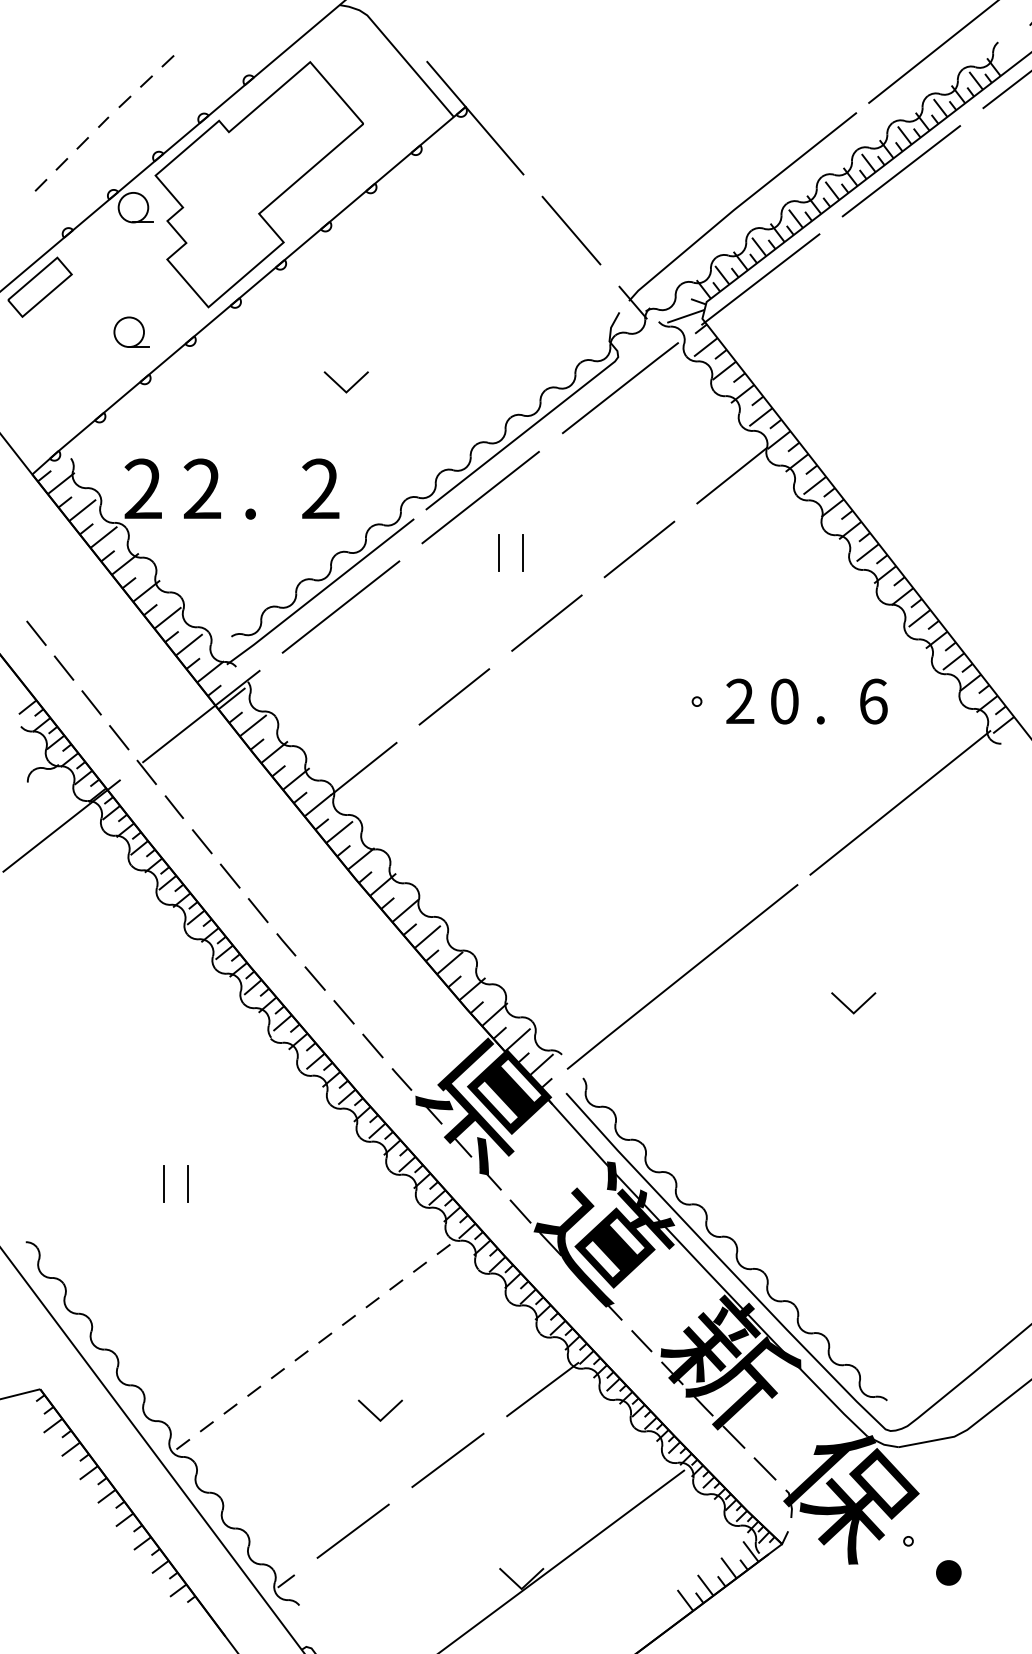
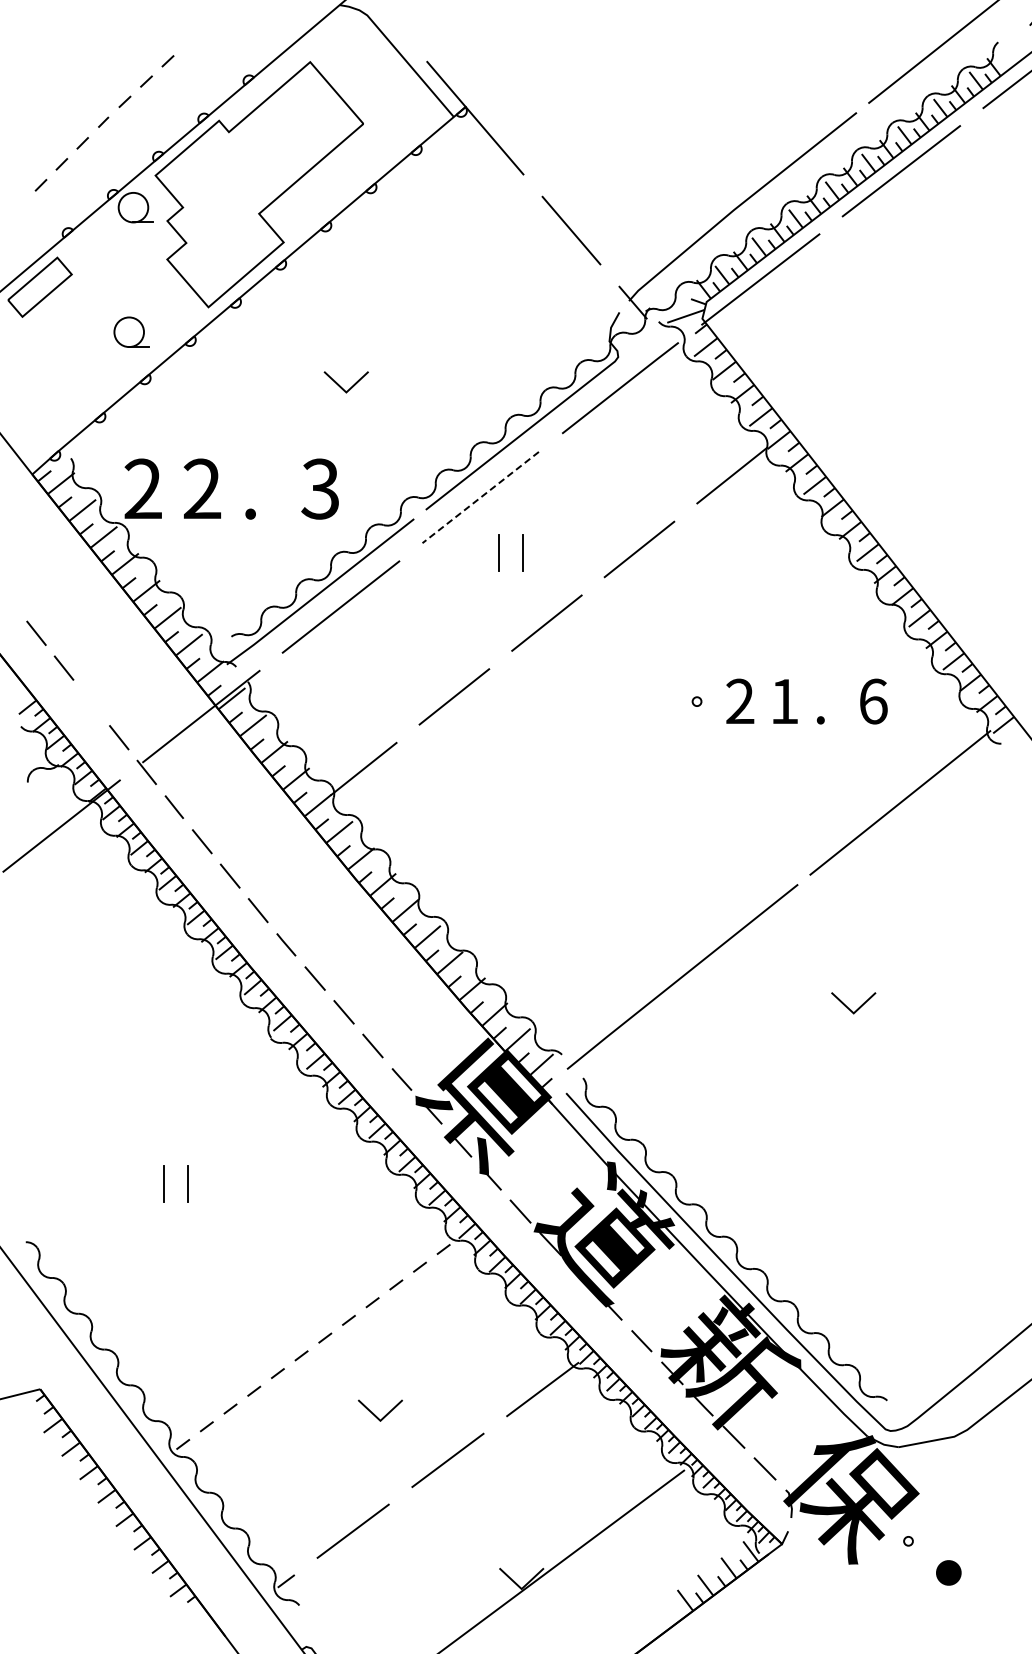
text: 2 -> 3 (320, 488)
line: solid -> dashed (480, 497)
text: 0 -> 1 (784, 701)
line: present -> none (91, 702)
